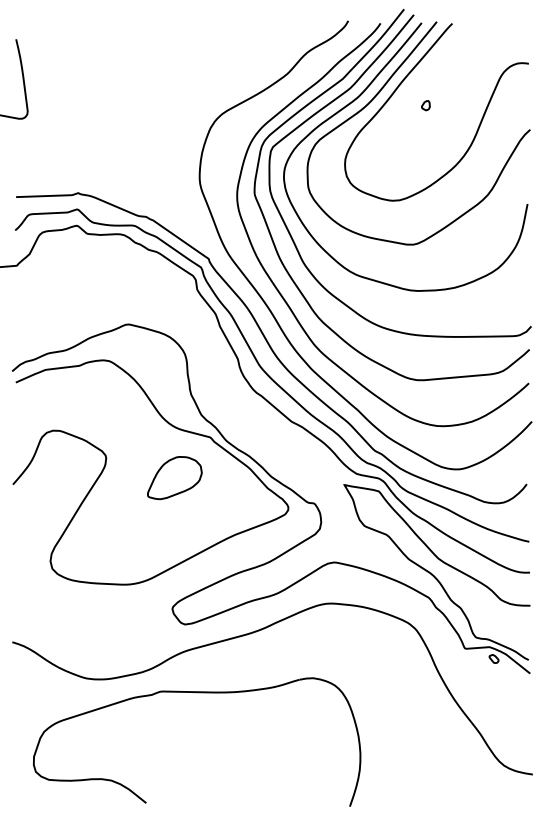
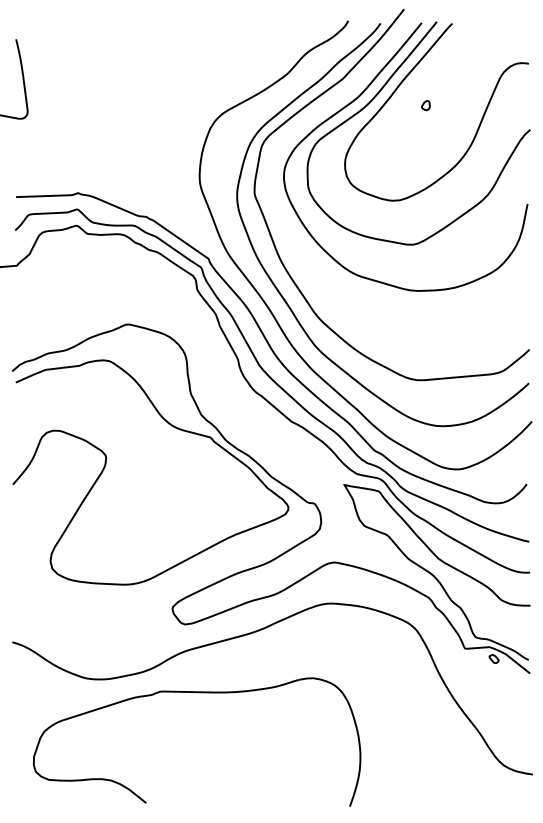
curve: present -> none (341, 96)
part: present -> none (174, 478)
